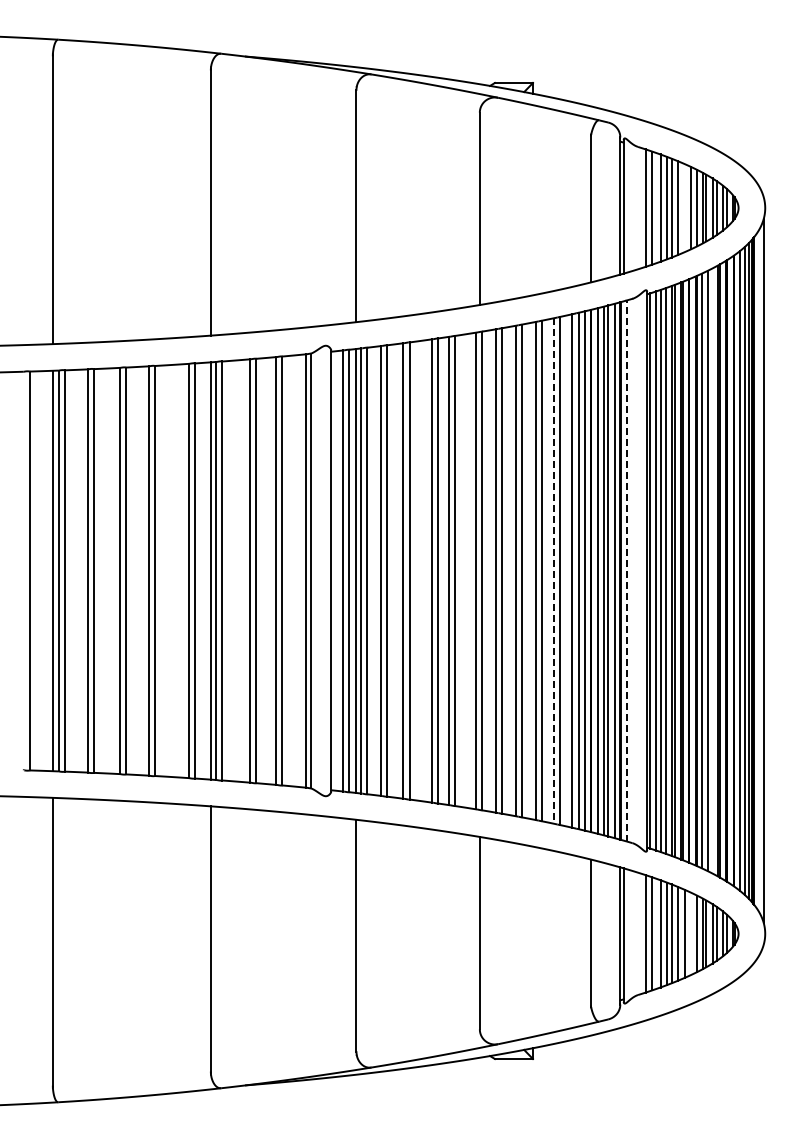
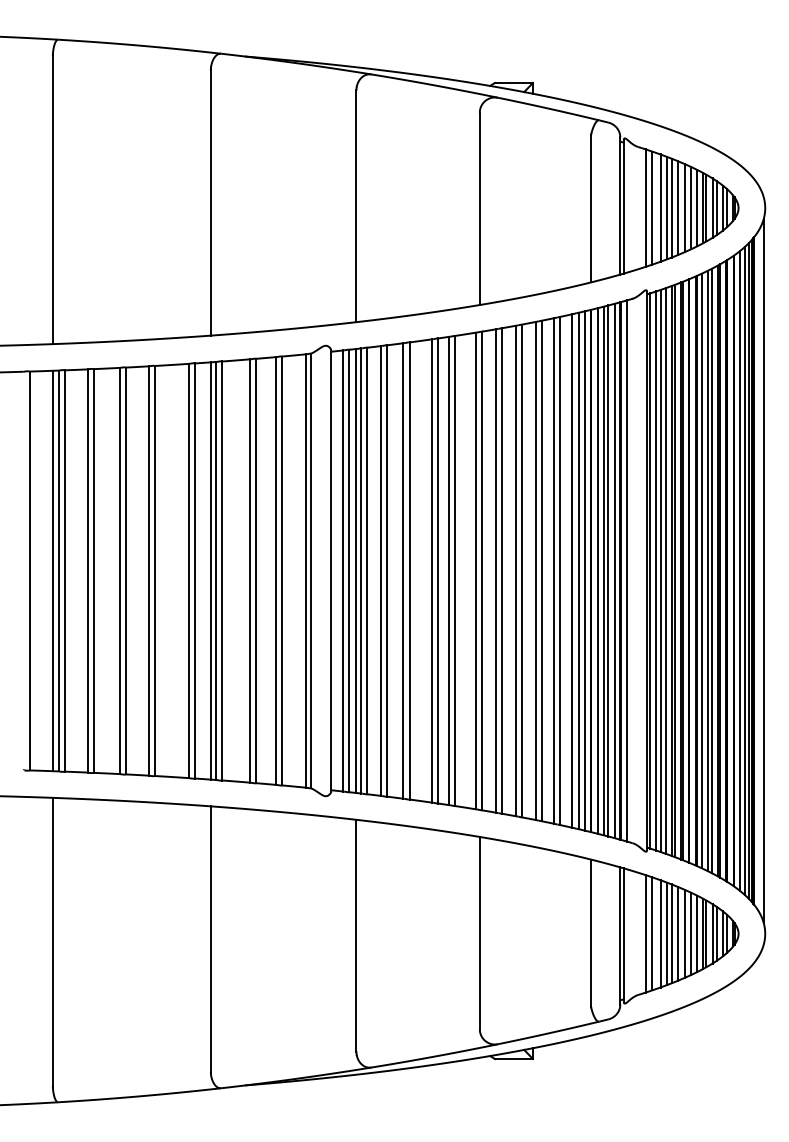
line: none -> present (684, 208)
line: dashed -> solid (554, 570)
line: dashed -> solid (626, 570)
line: none -> present (711, 570)
line: none -> present (690, 933)
